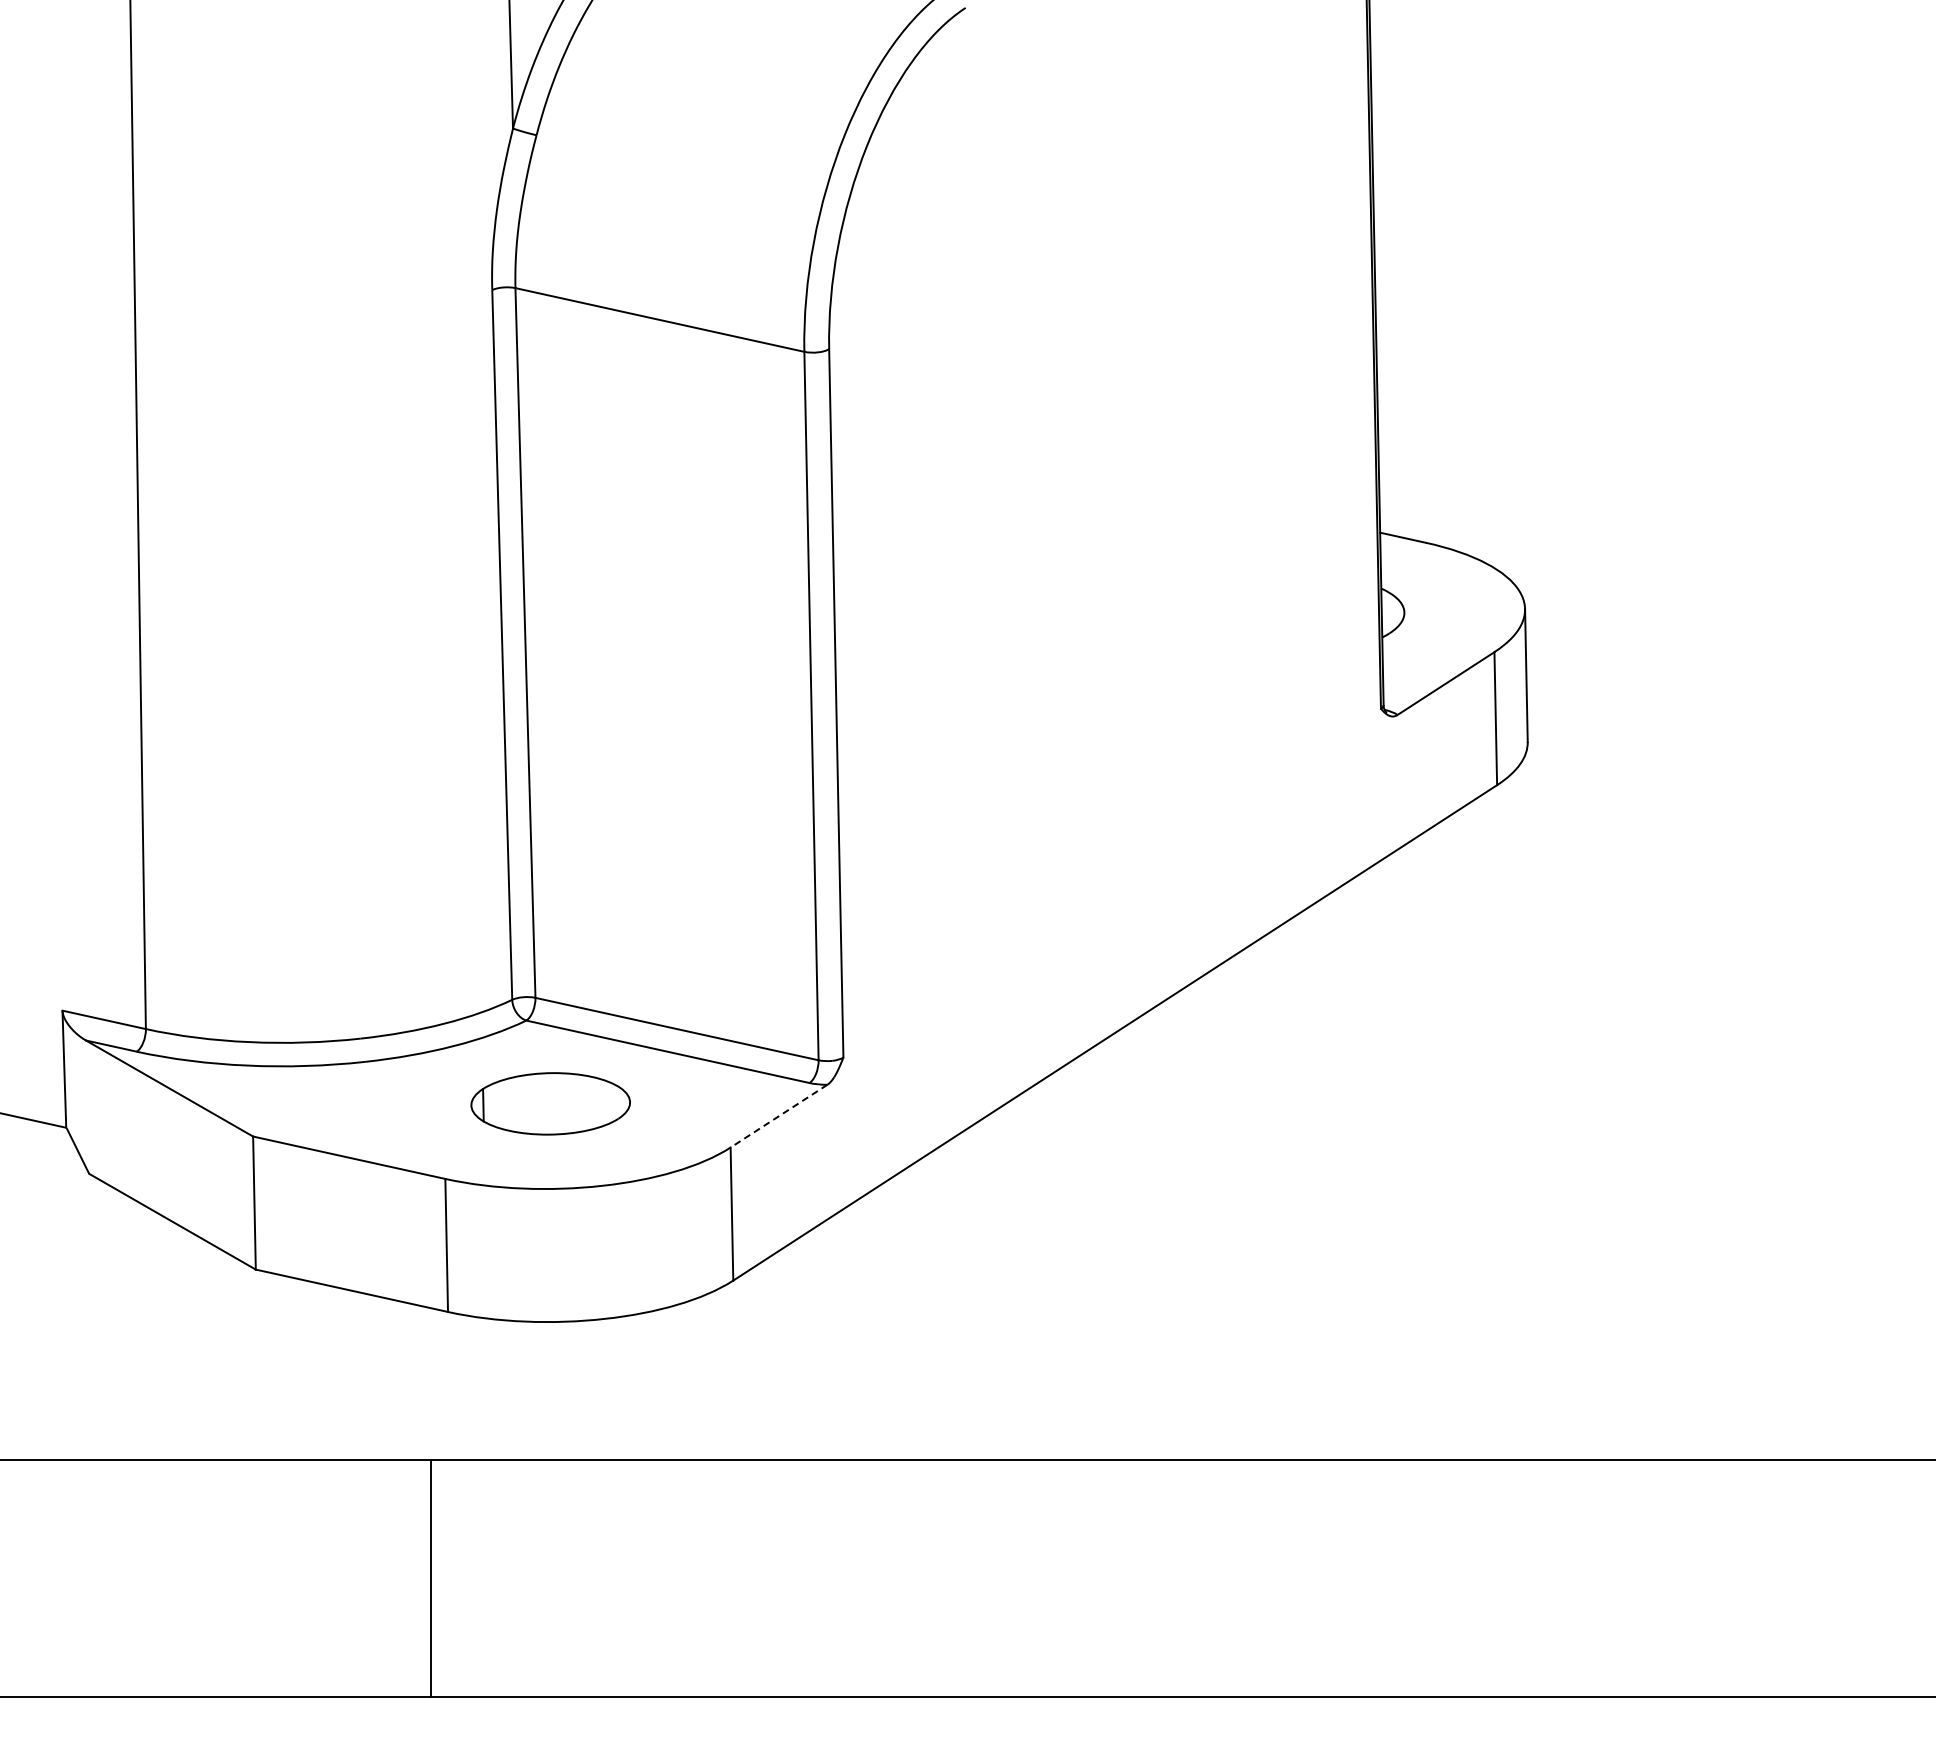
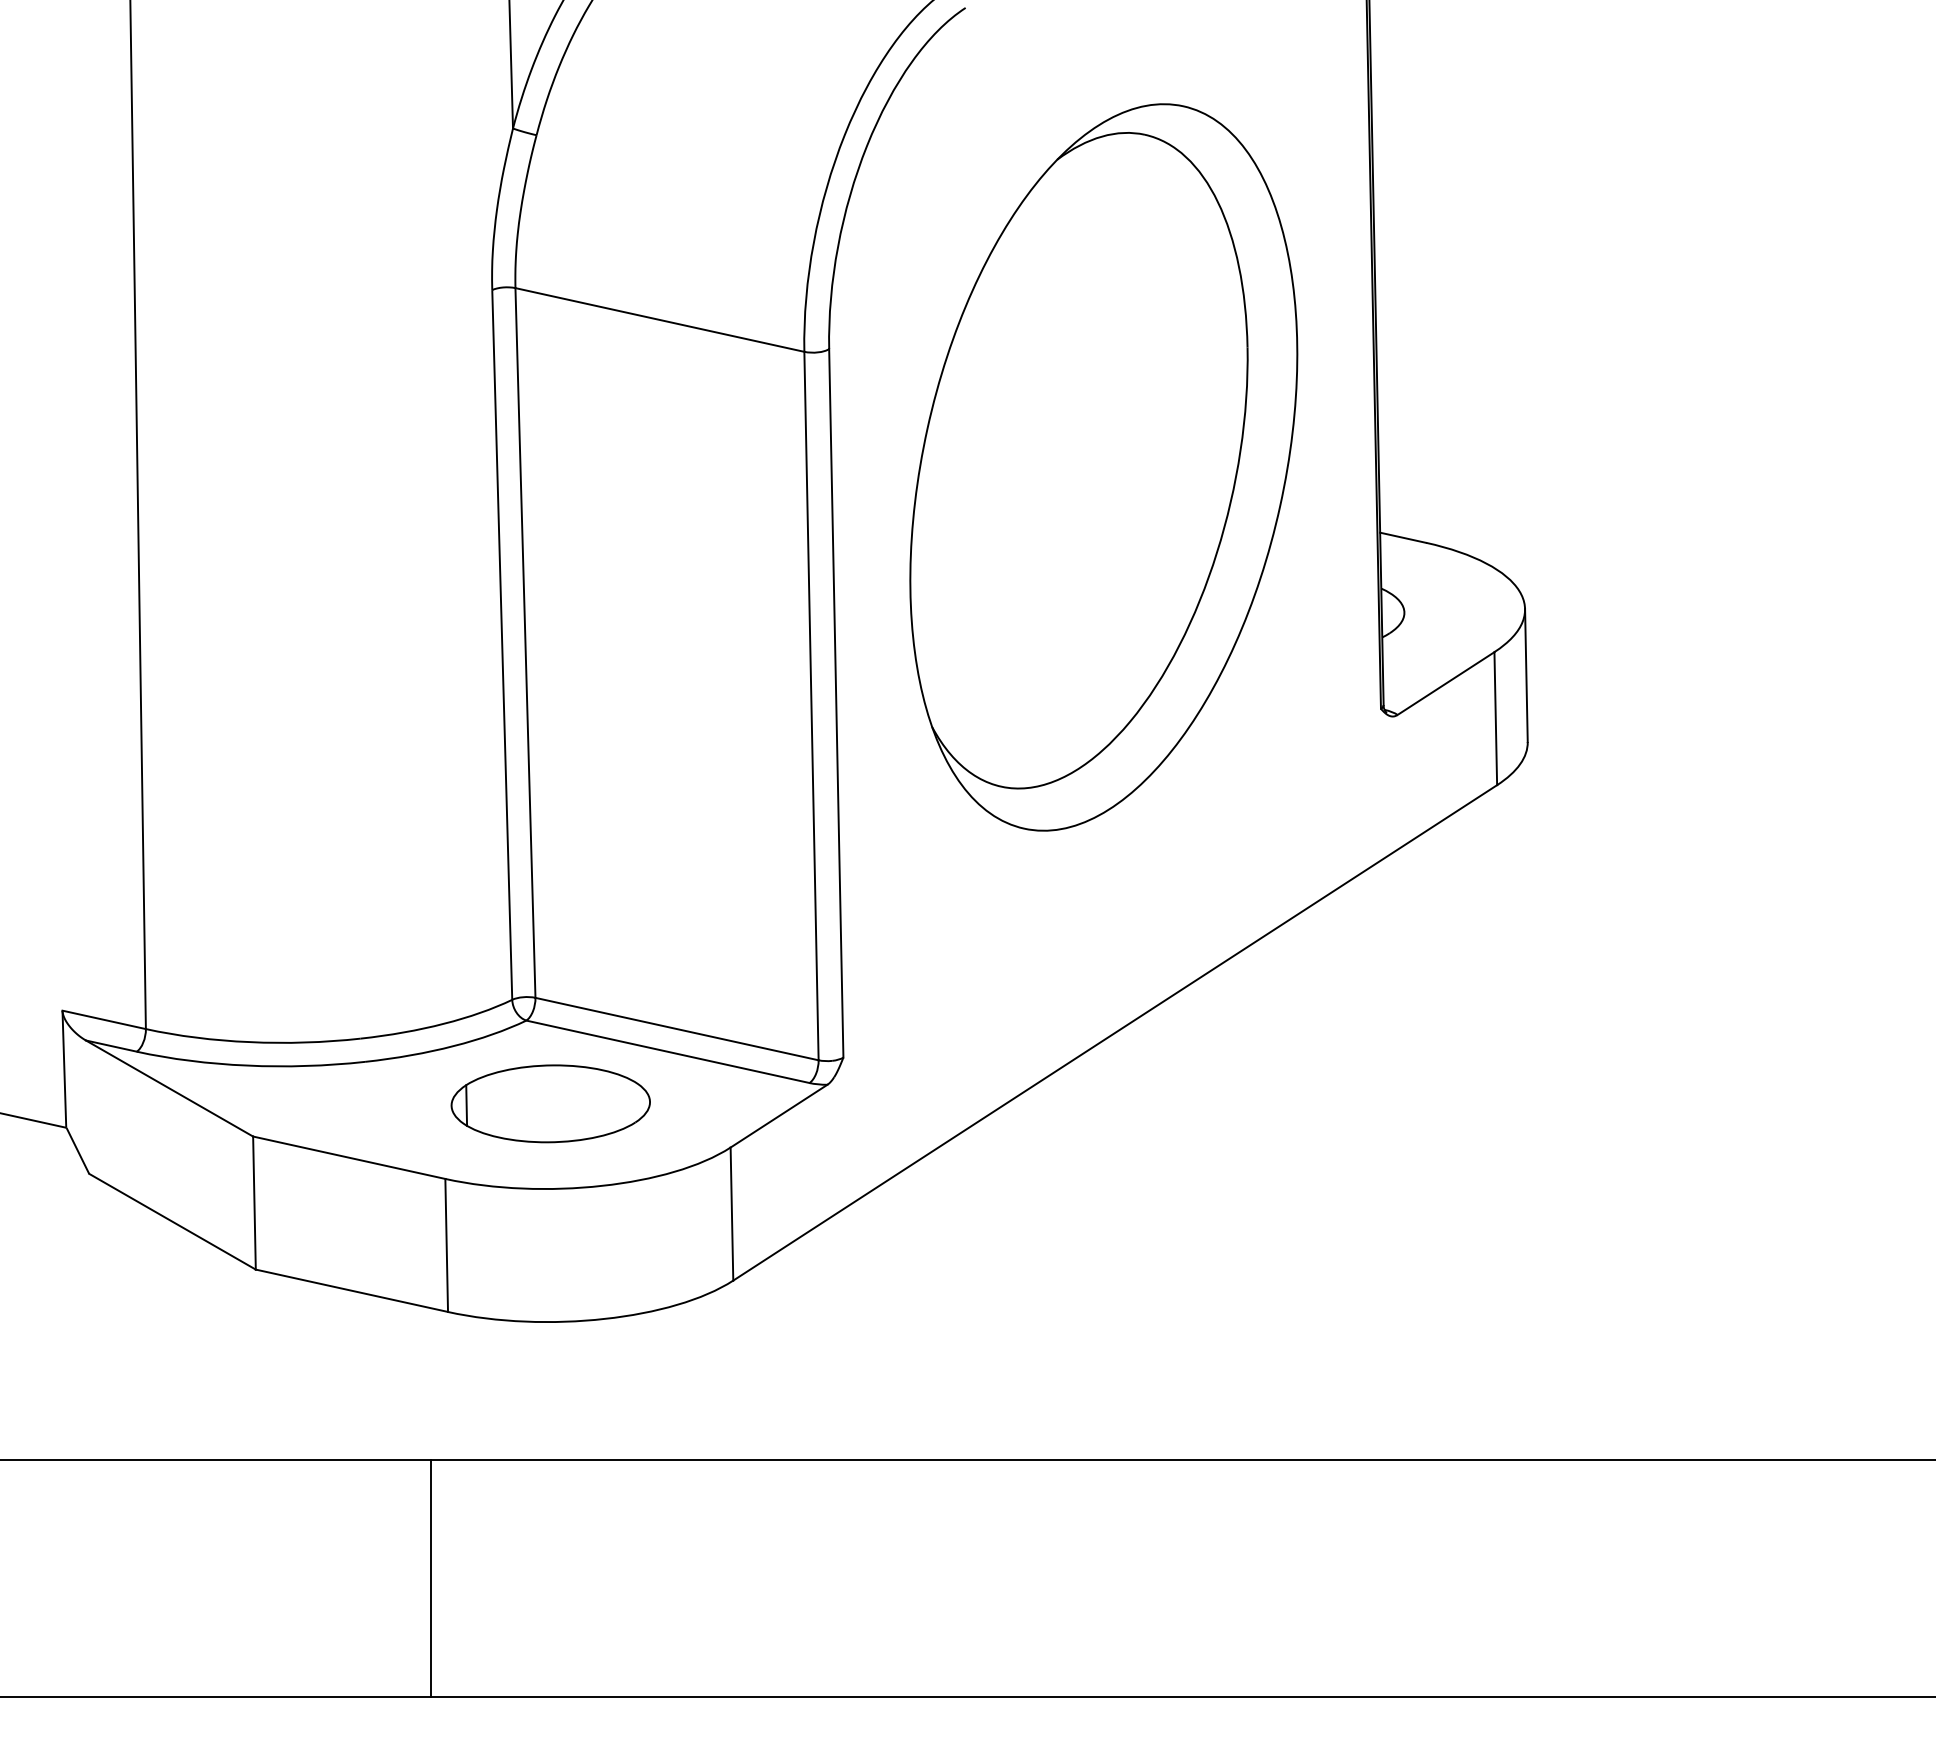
part: none -> present (1103, 467)
part size: 161x64 px -> 201x80 px (550, 1103)
line: dashed -> solid (779, 1116)
